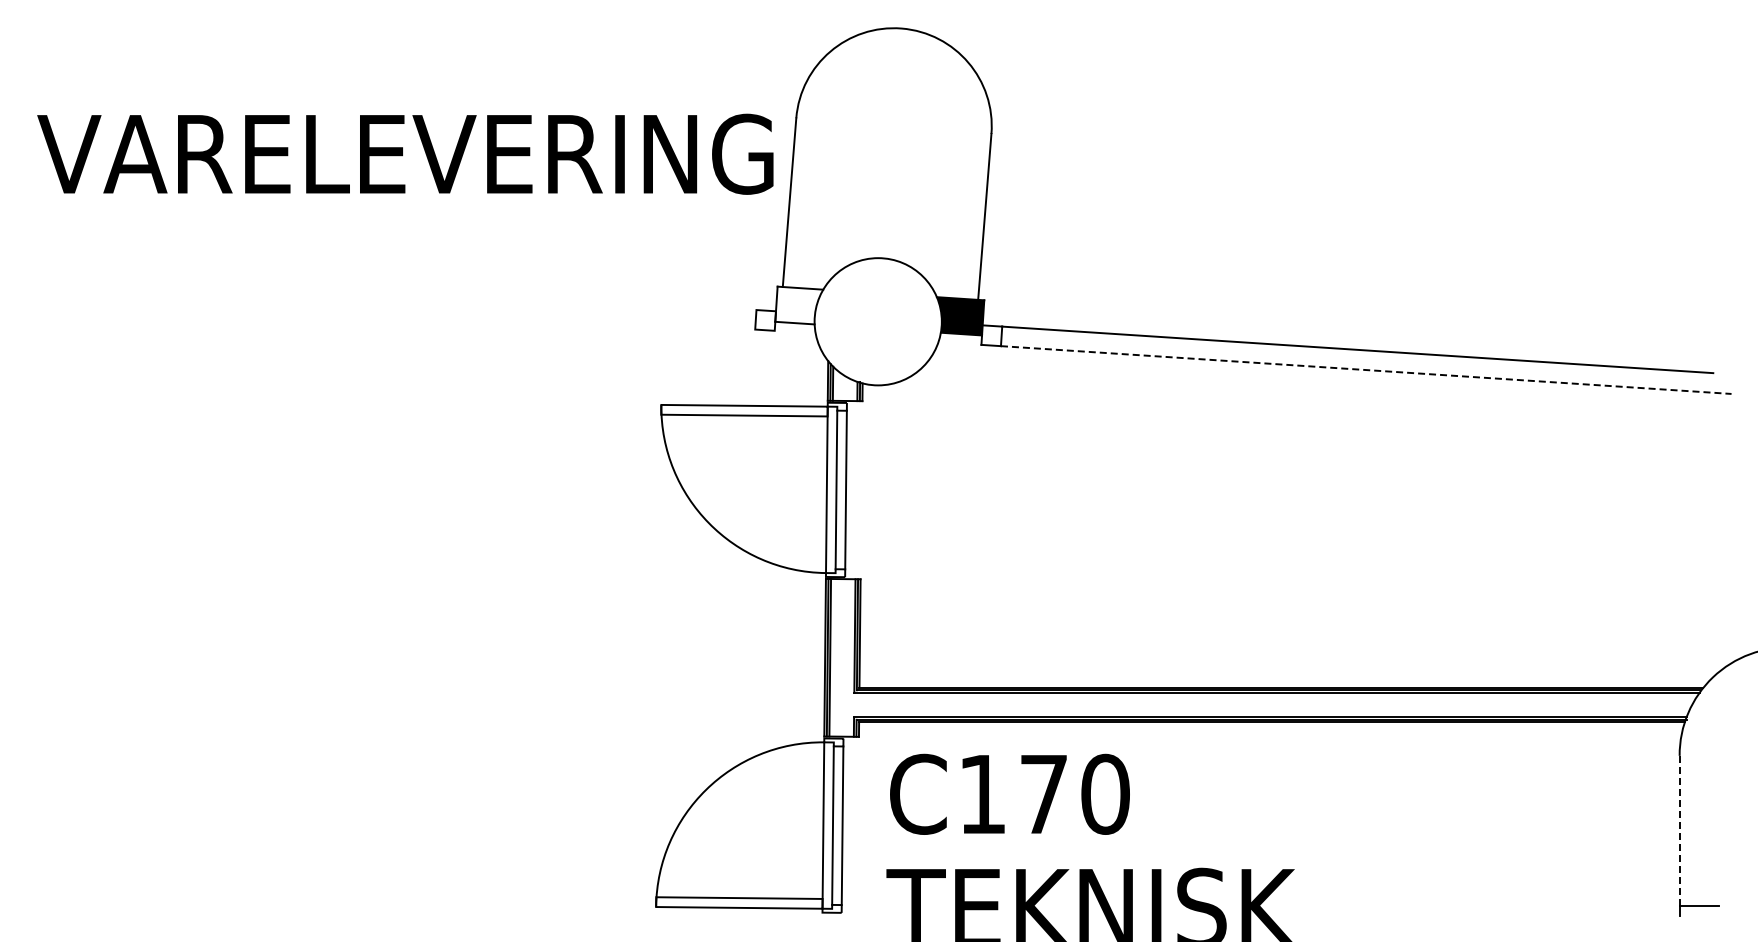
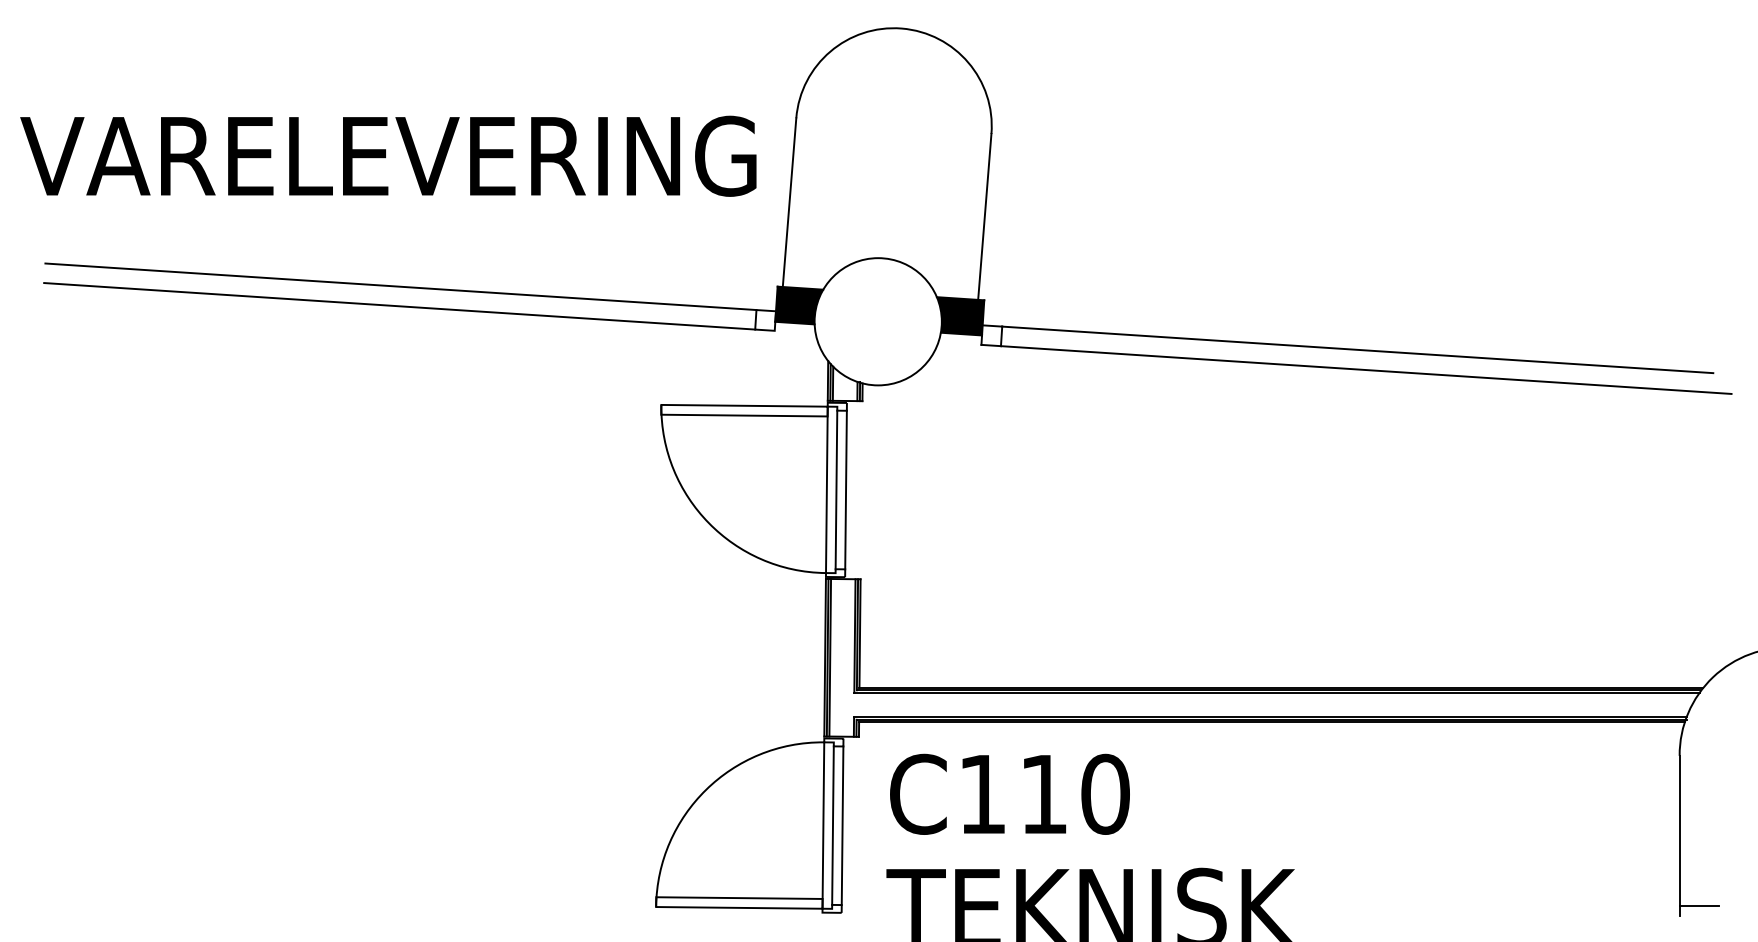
text position: (405, 153) -> (388, 155) (388, 155)
line: none -> present (400, 286)
fill: none -> present (799, 305)
line: none -> present (399, 306)
line: dashed -> solid (1366, 370)
text: C170 -> C110 (1043, 794)
line: dashed -> solid (1679, 830)
